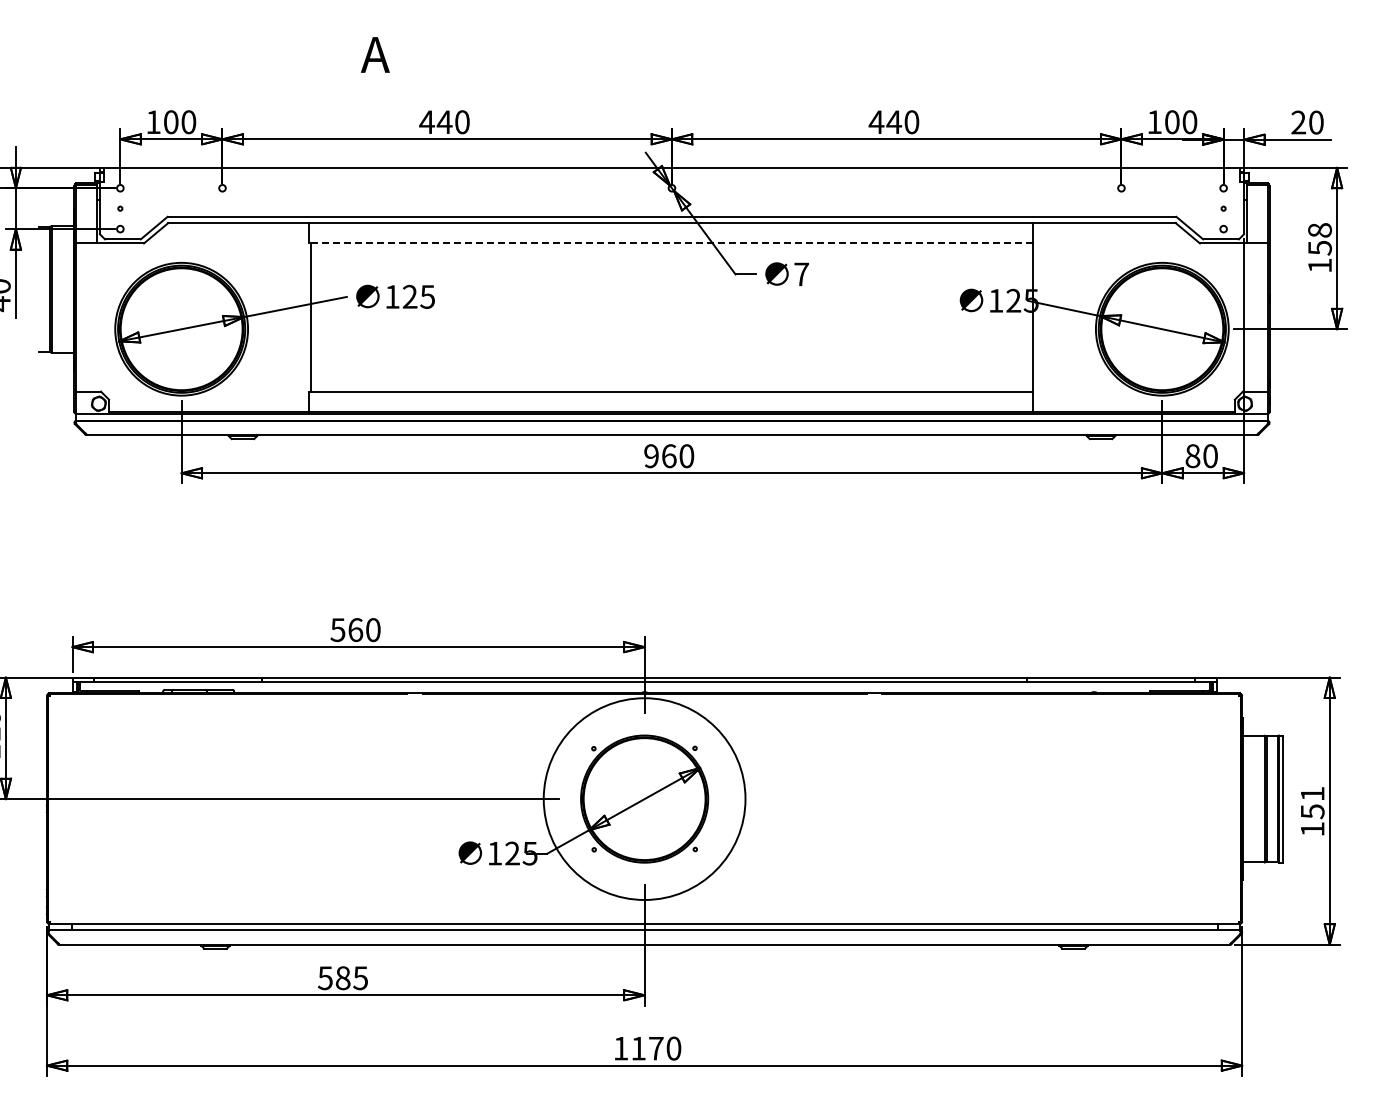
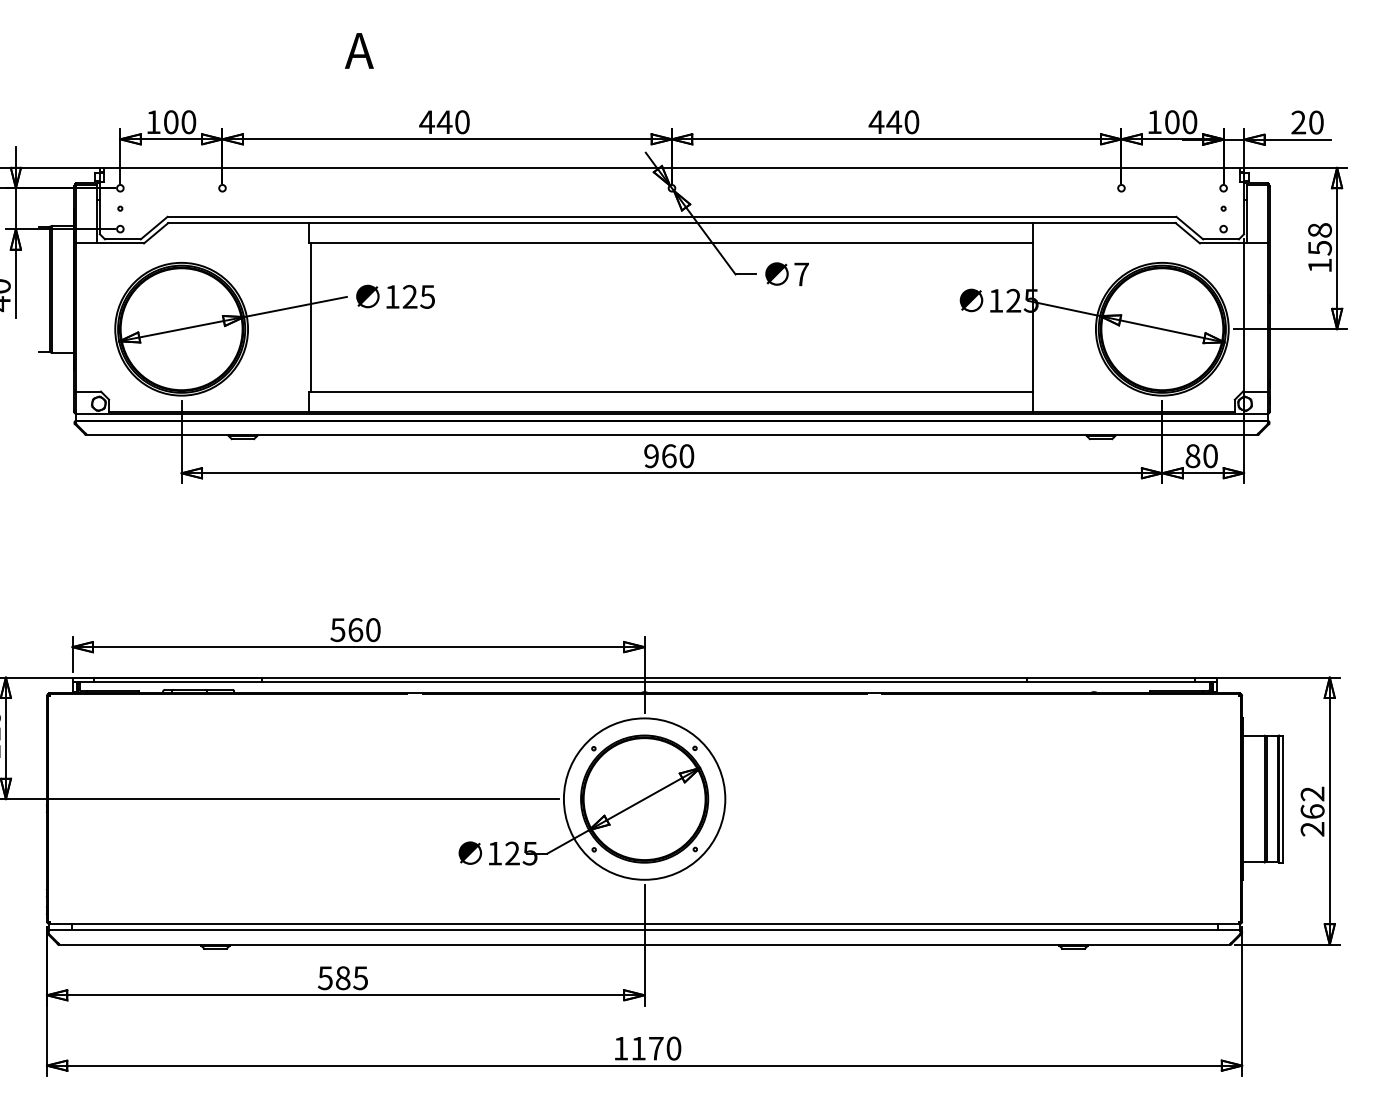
text position: (375, 54) -> (359, 50) (359, 50)
line: dashed -> solid (670, 243)
circle diameter: 202 px -> 161 px (644, 798)
text: 151 -> 262 (1312, 811)
